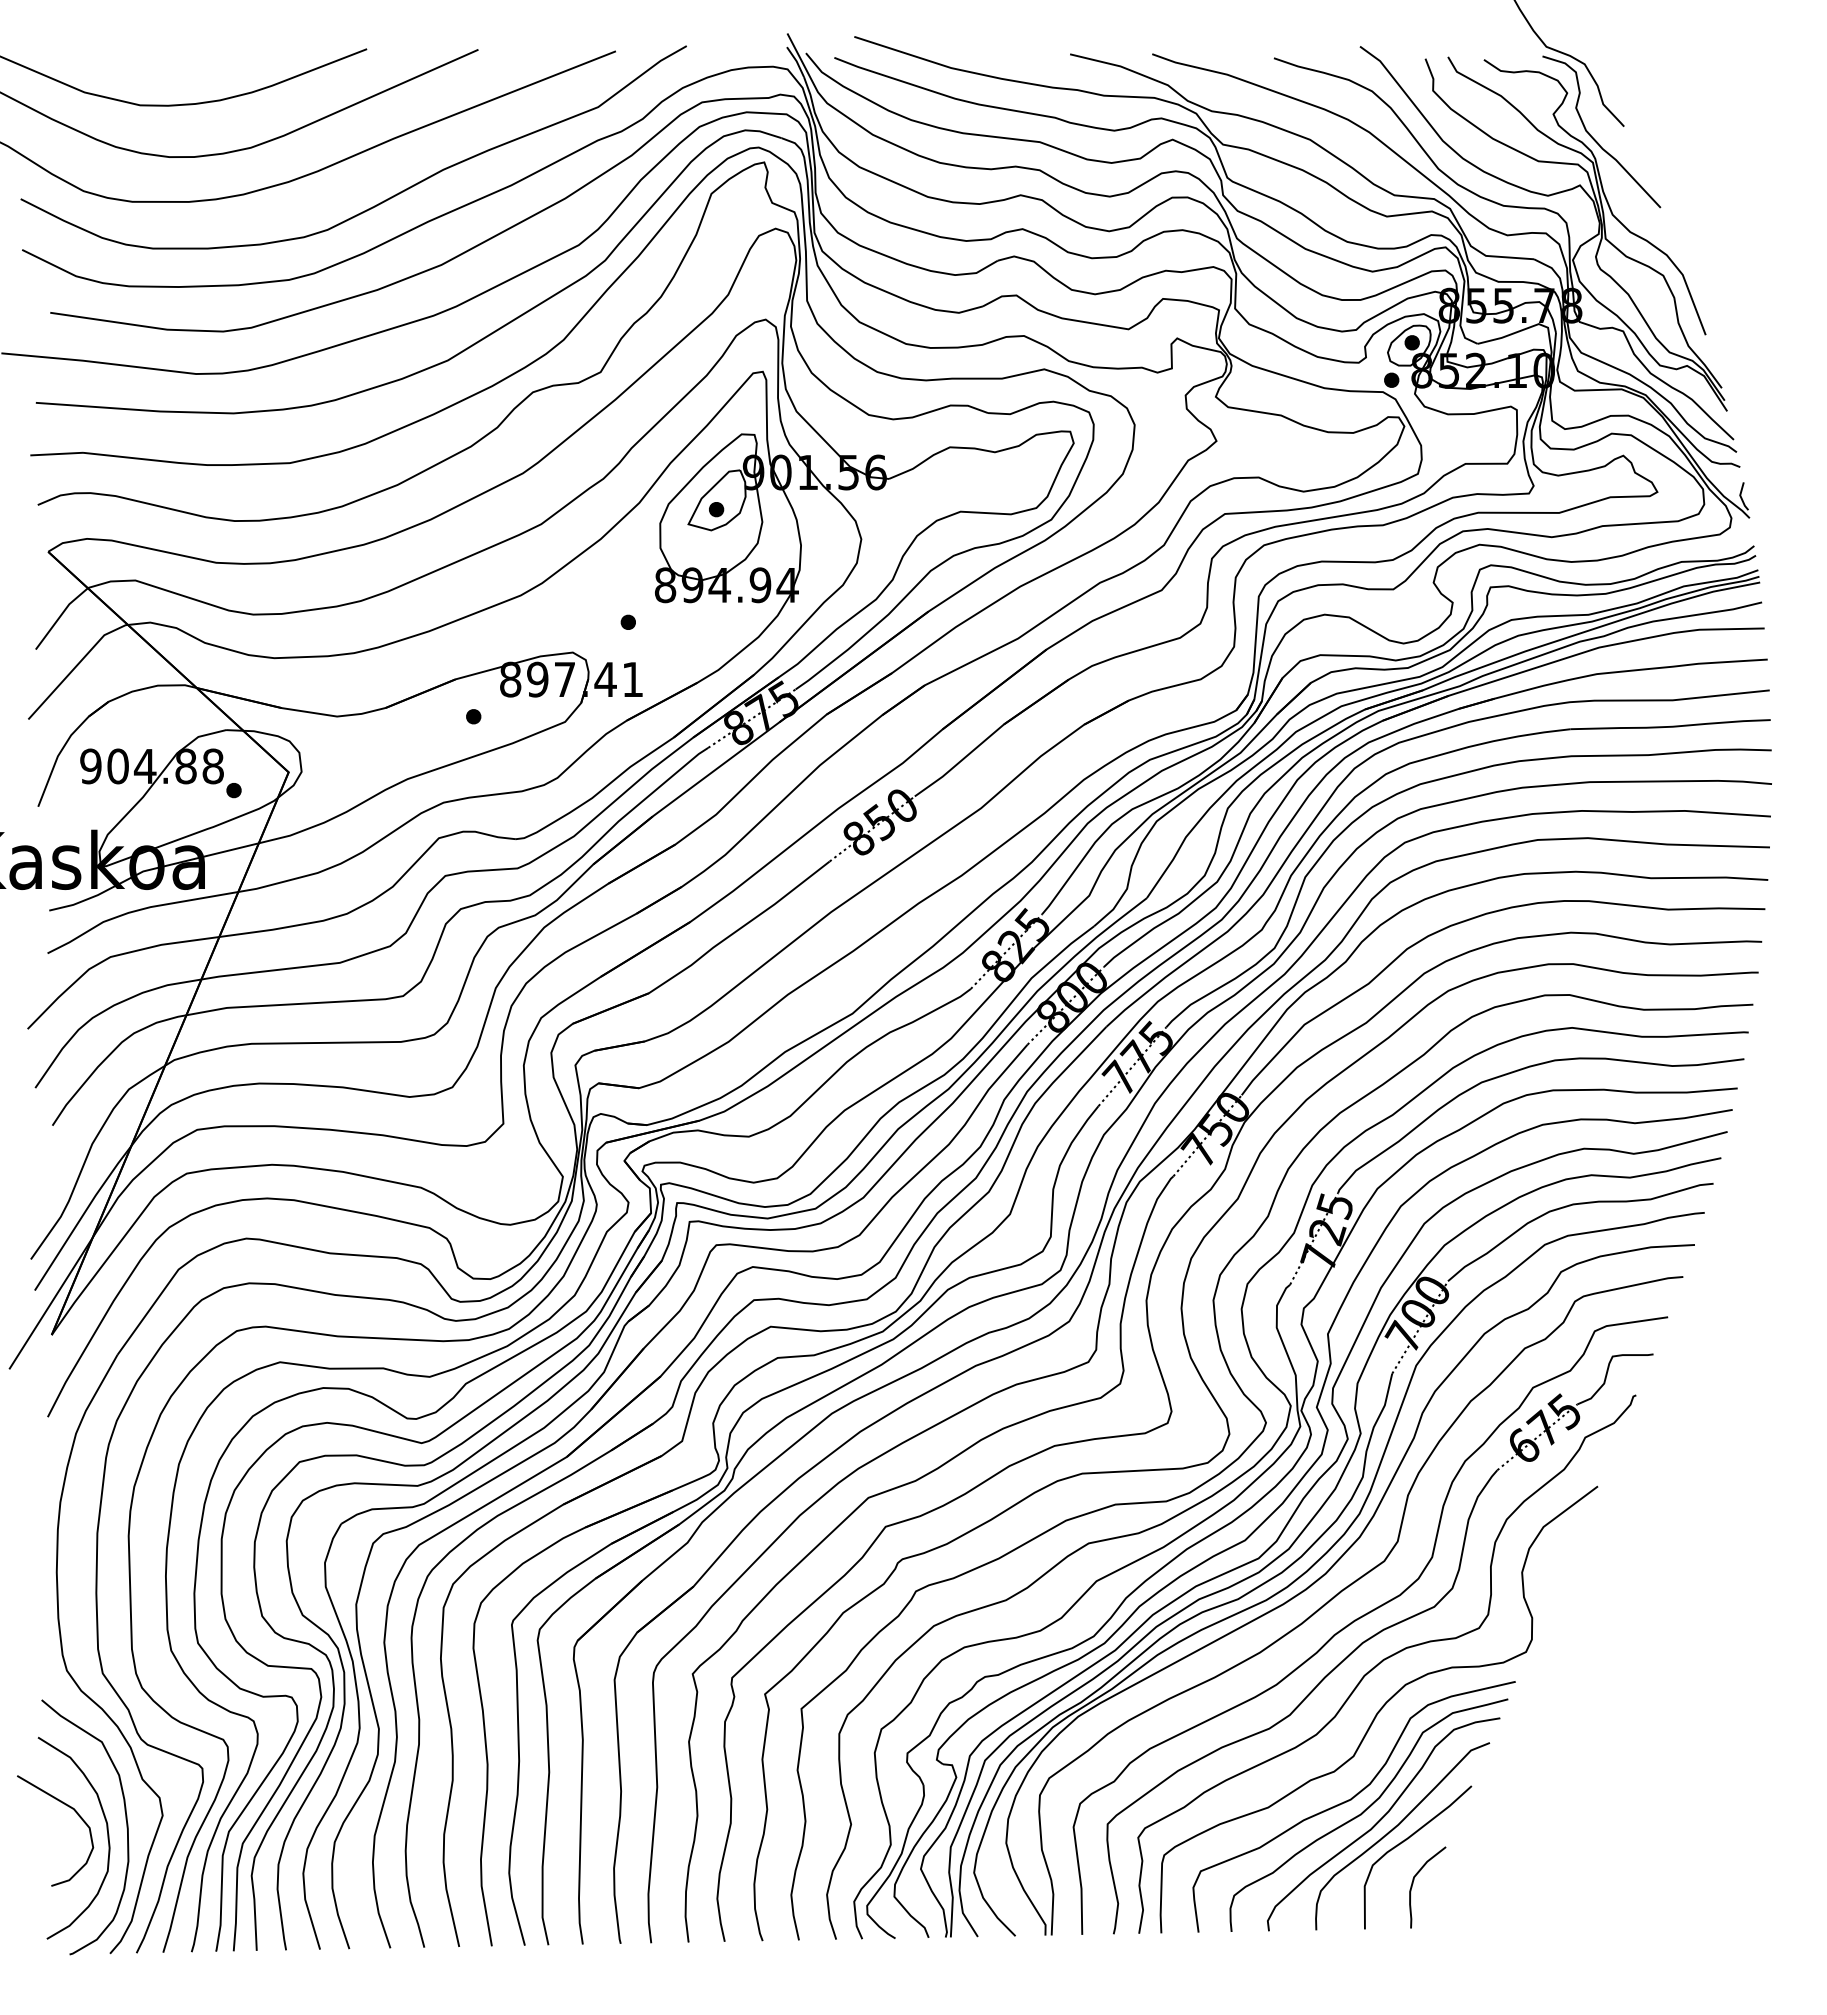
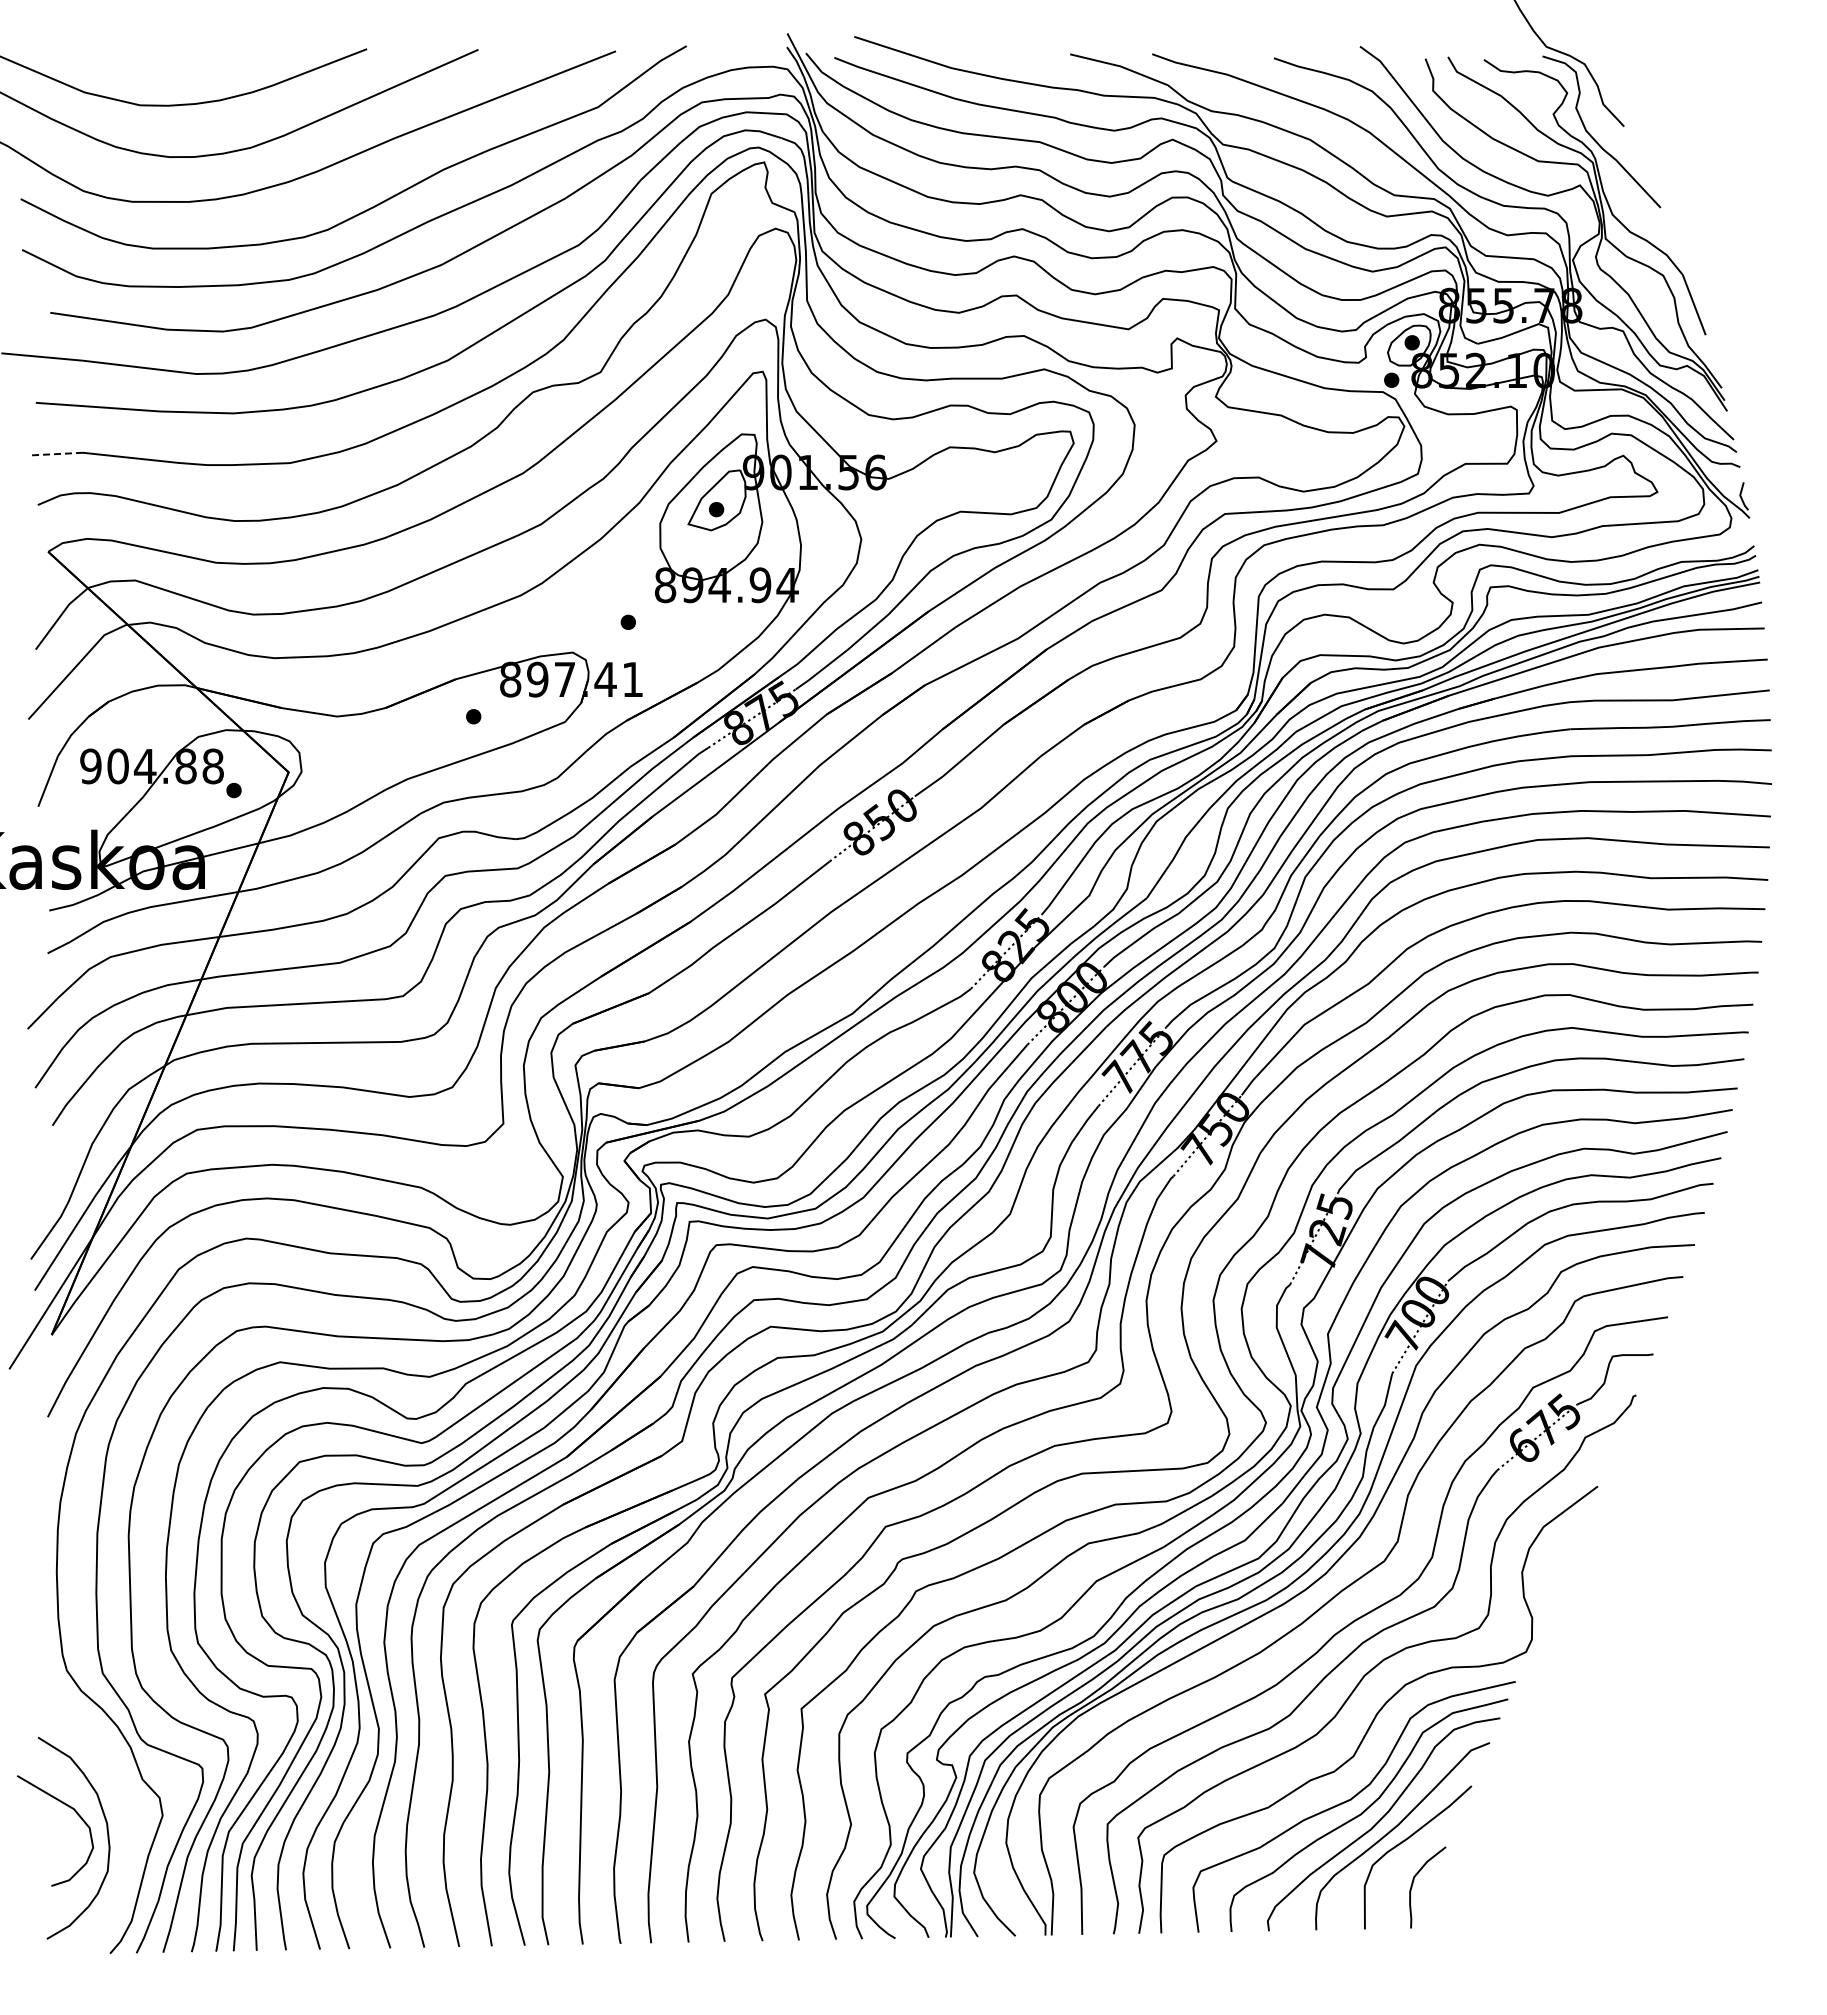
line: solid -> dashed (56, 454)
curve: present -> none (125, 1819)
